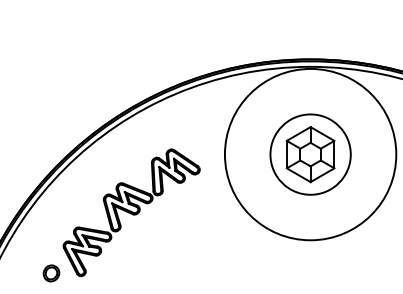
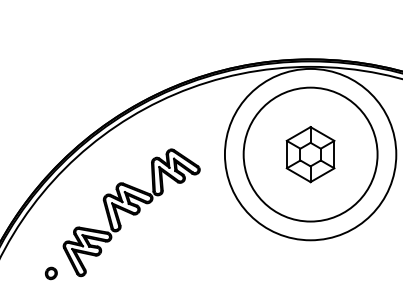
circle diameter: 80 px -> 134 px (310, 154)
part size: 19x19 px -> 14x15 px (50, 273)
